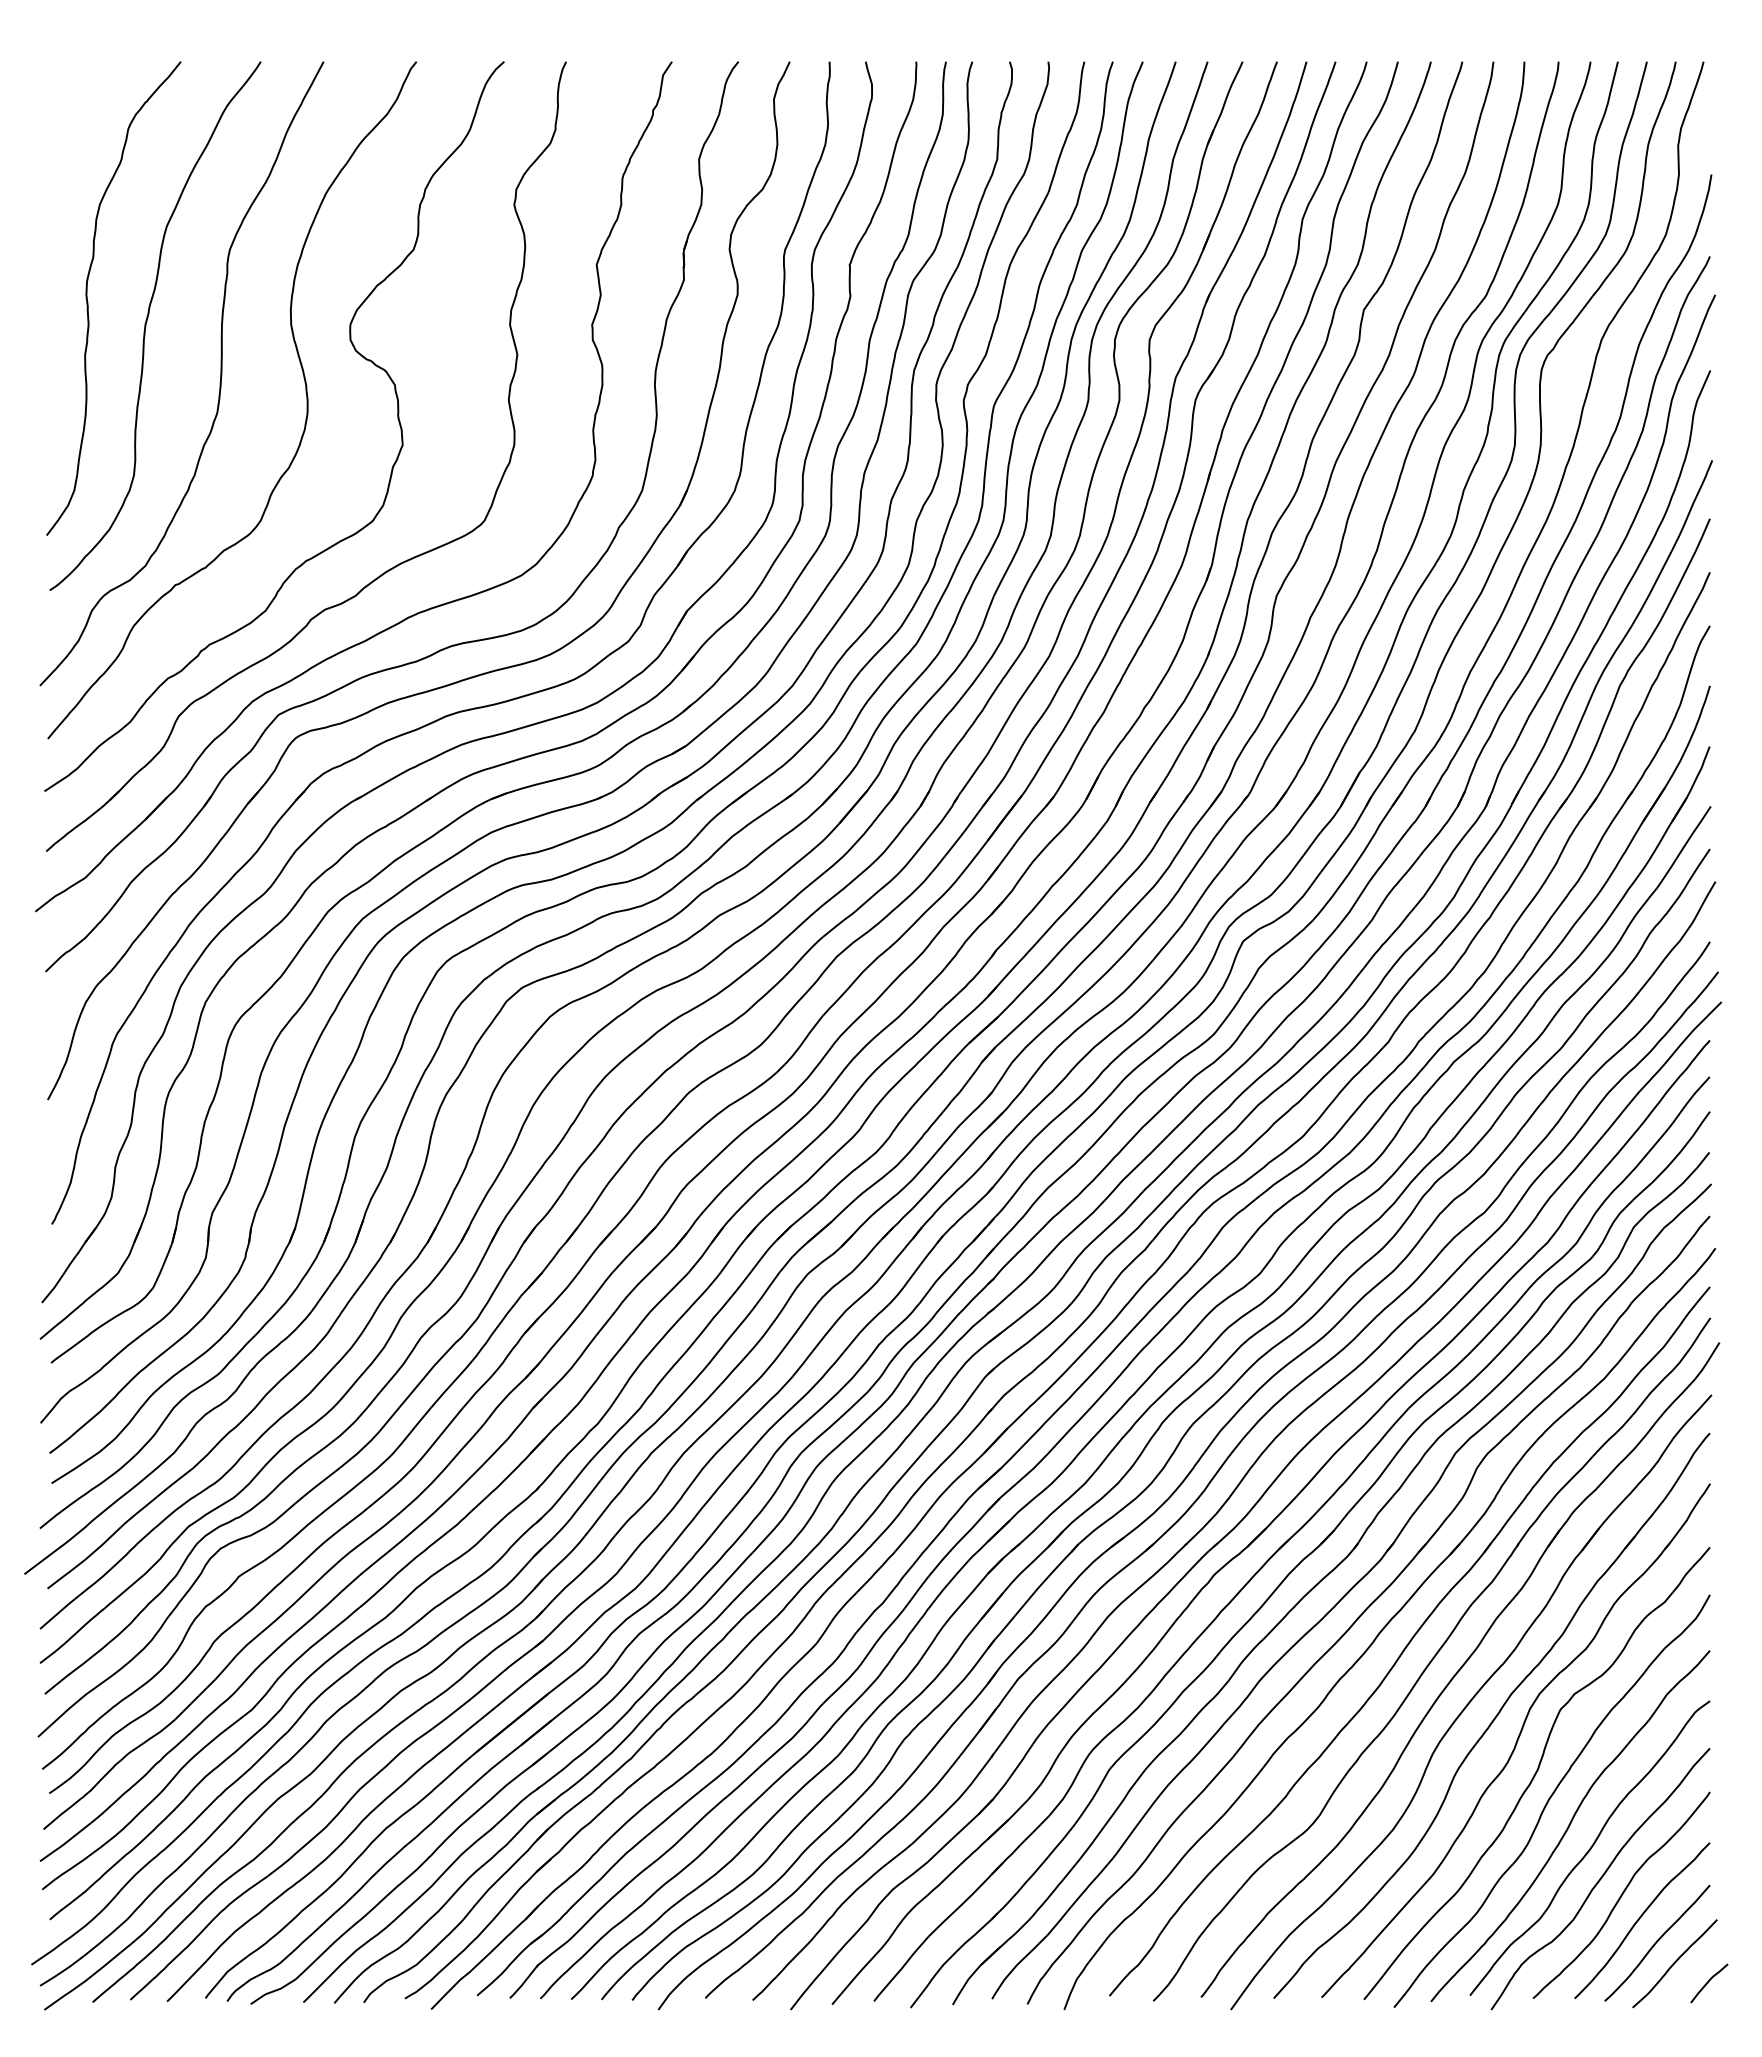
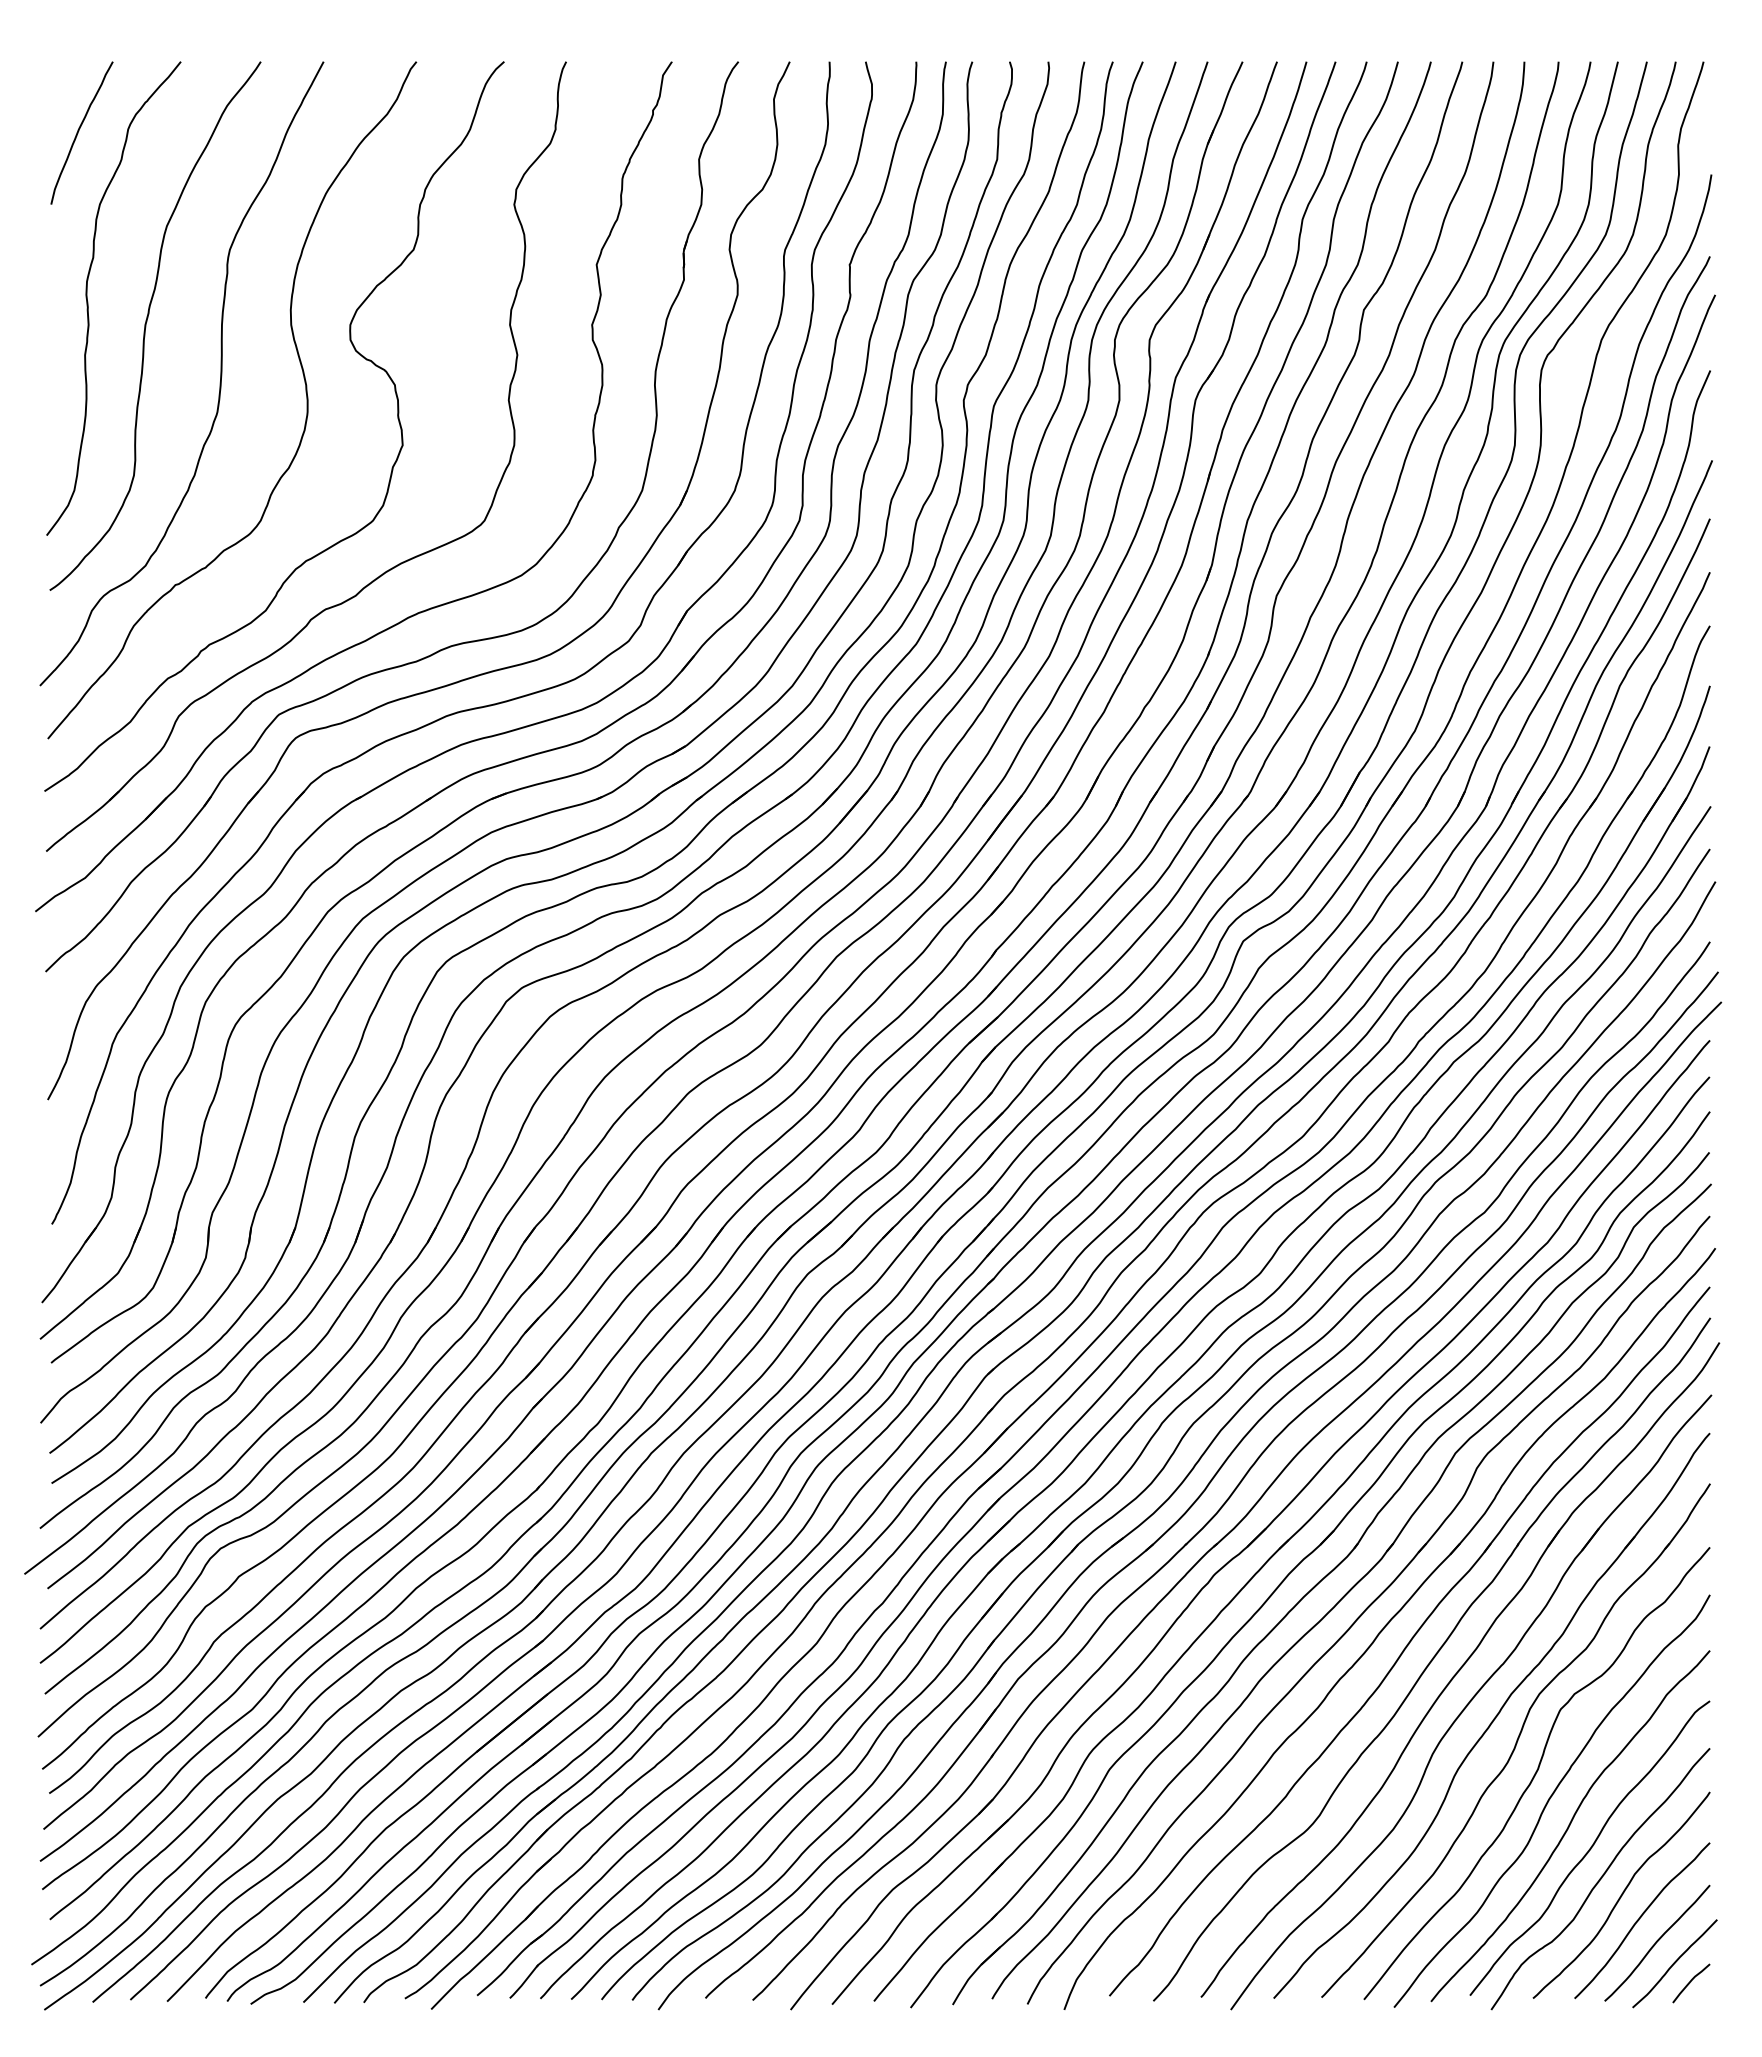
curve: none -> present (79, 131)
curve position: (1708, 1983) -> (1690, 1983) (1690, 1983)
